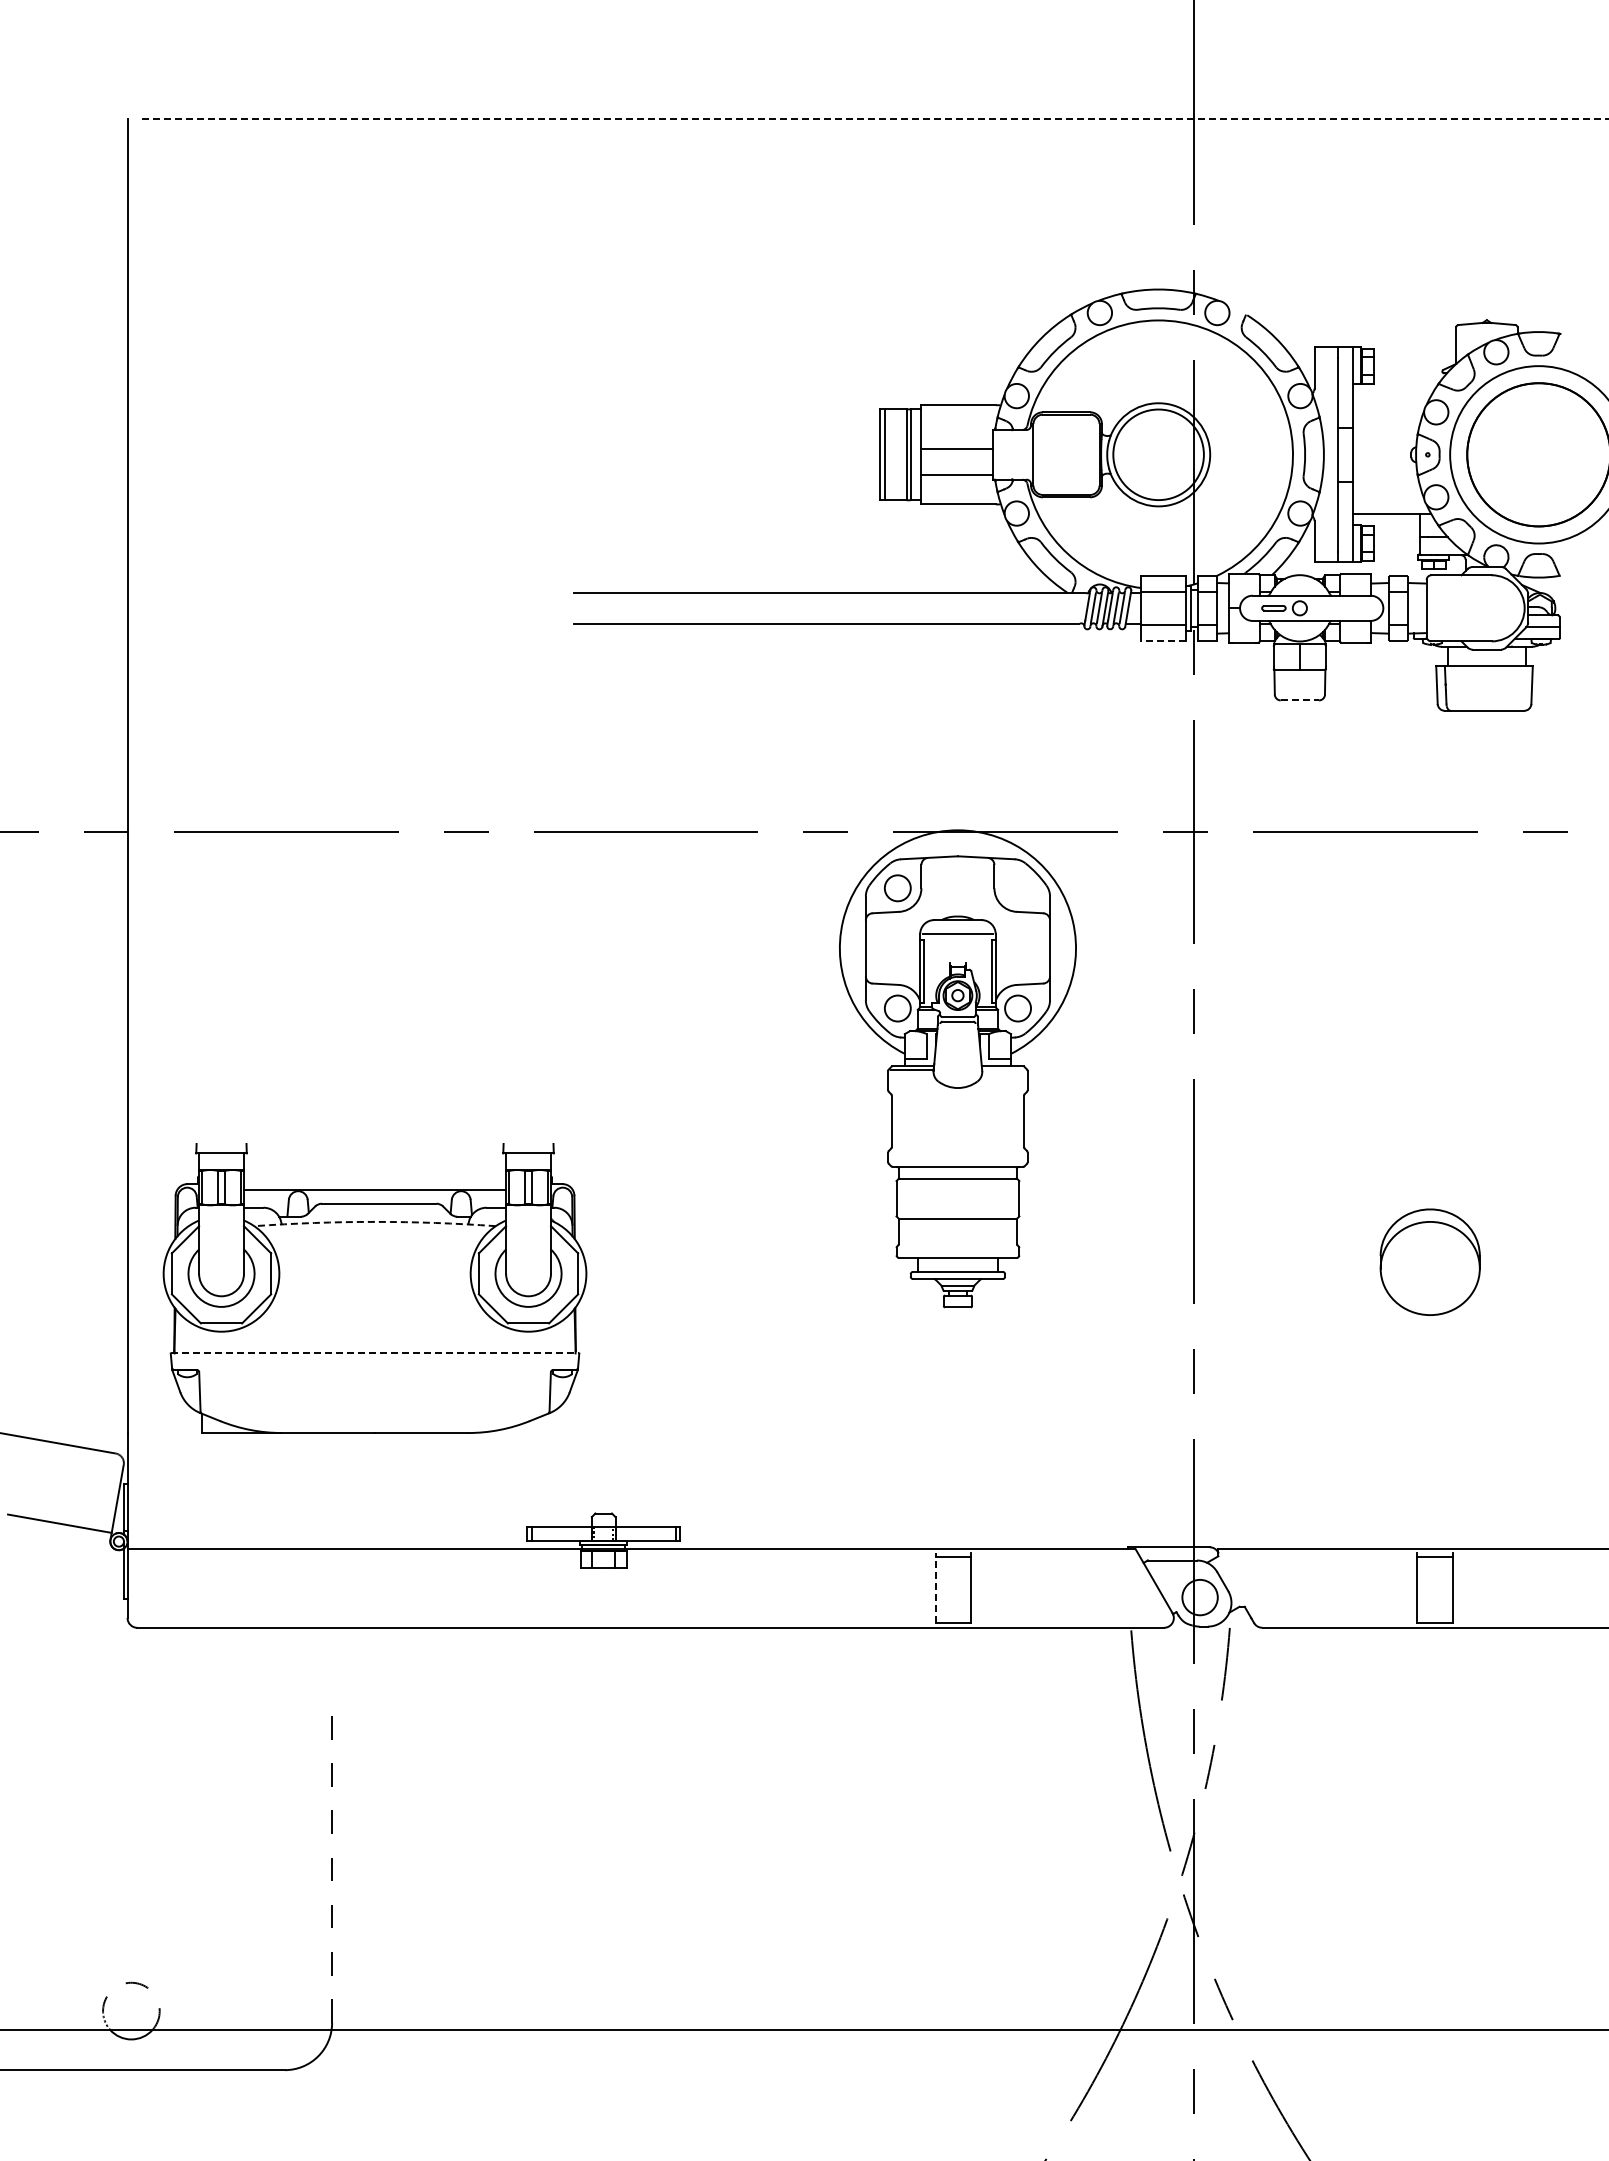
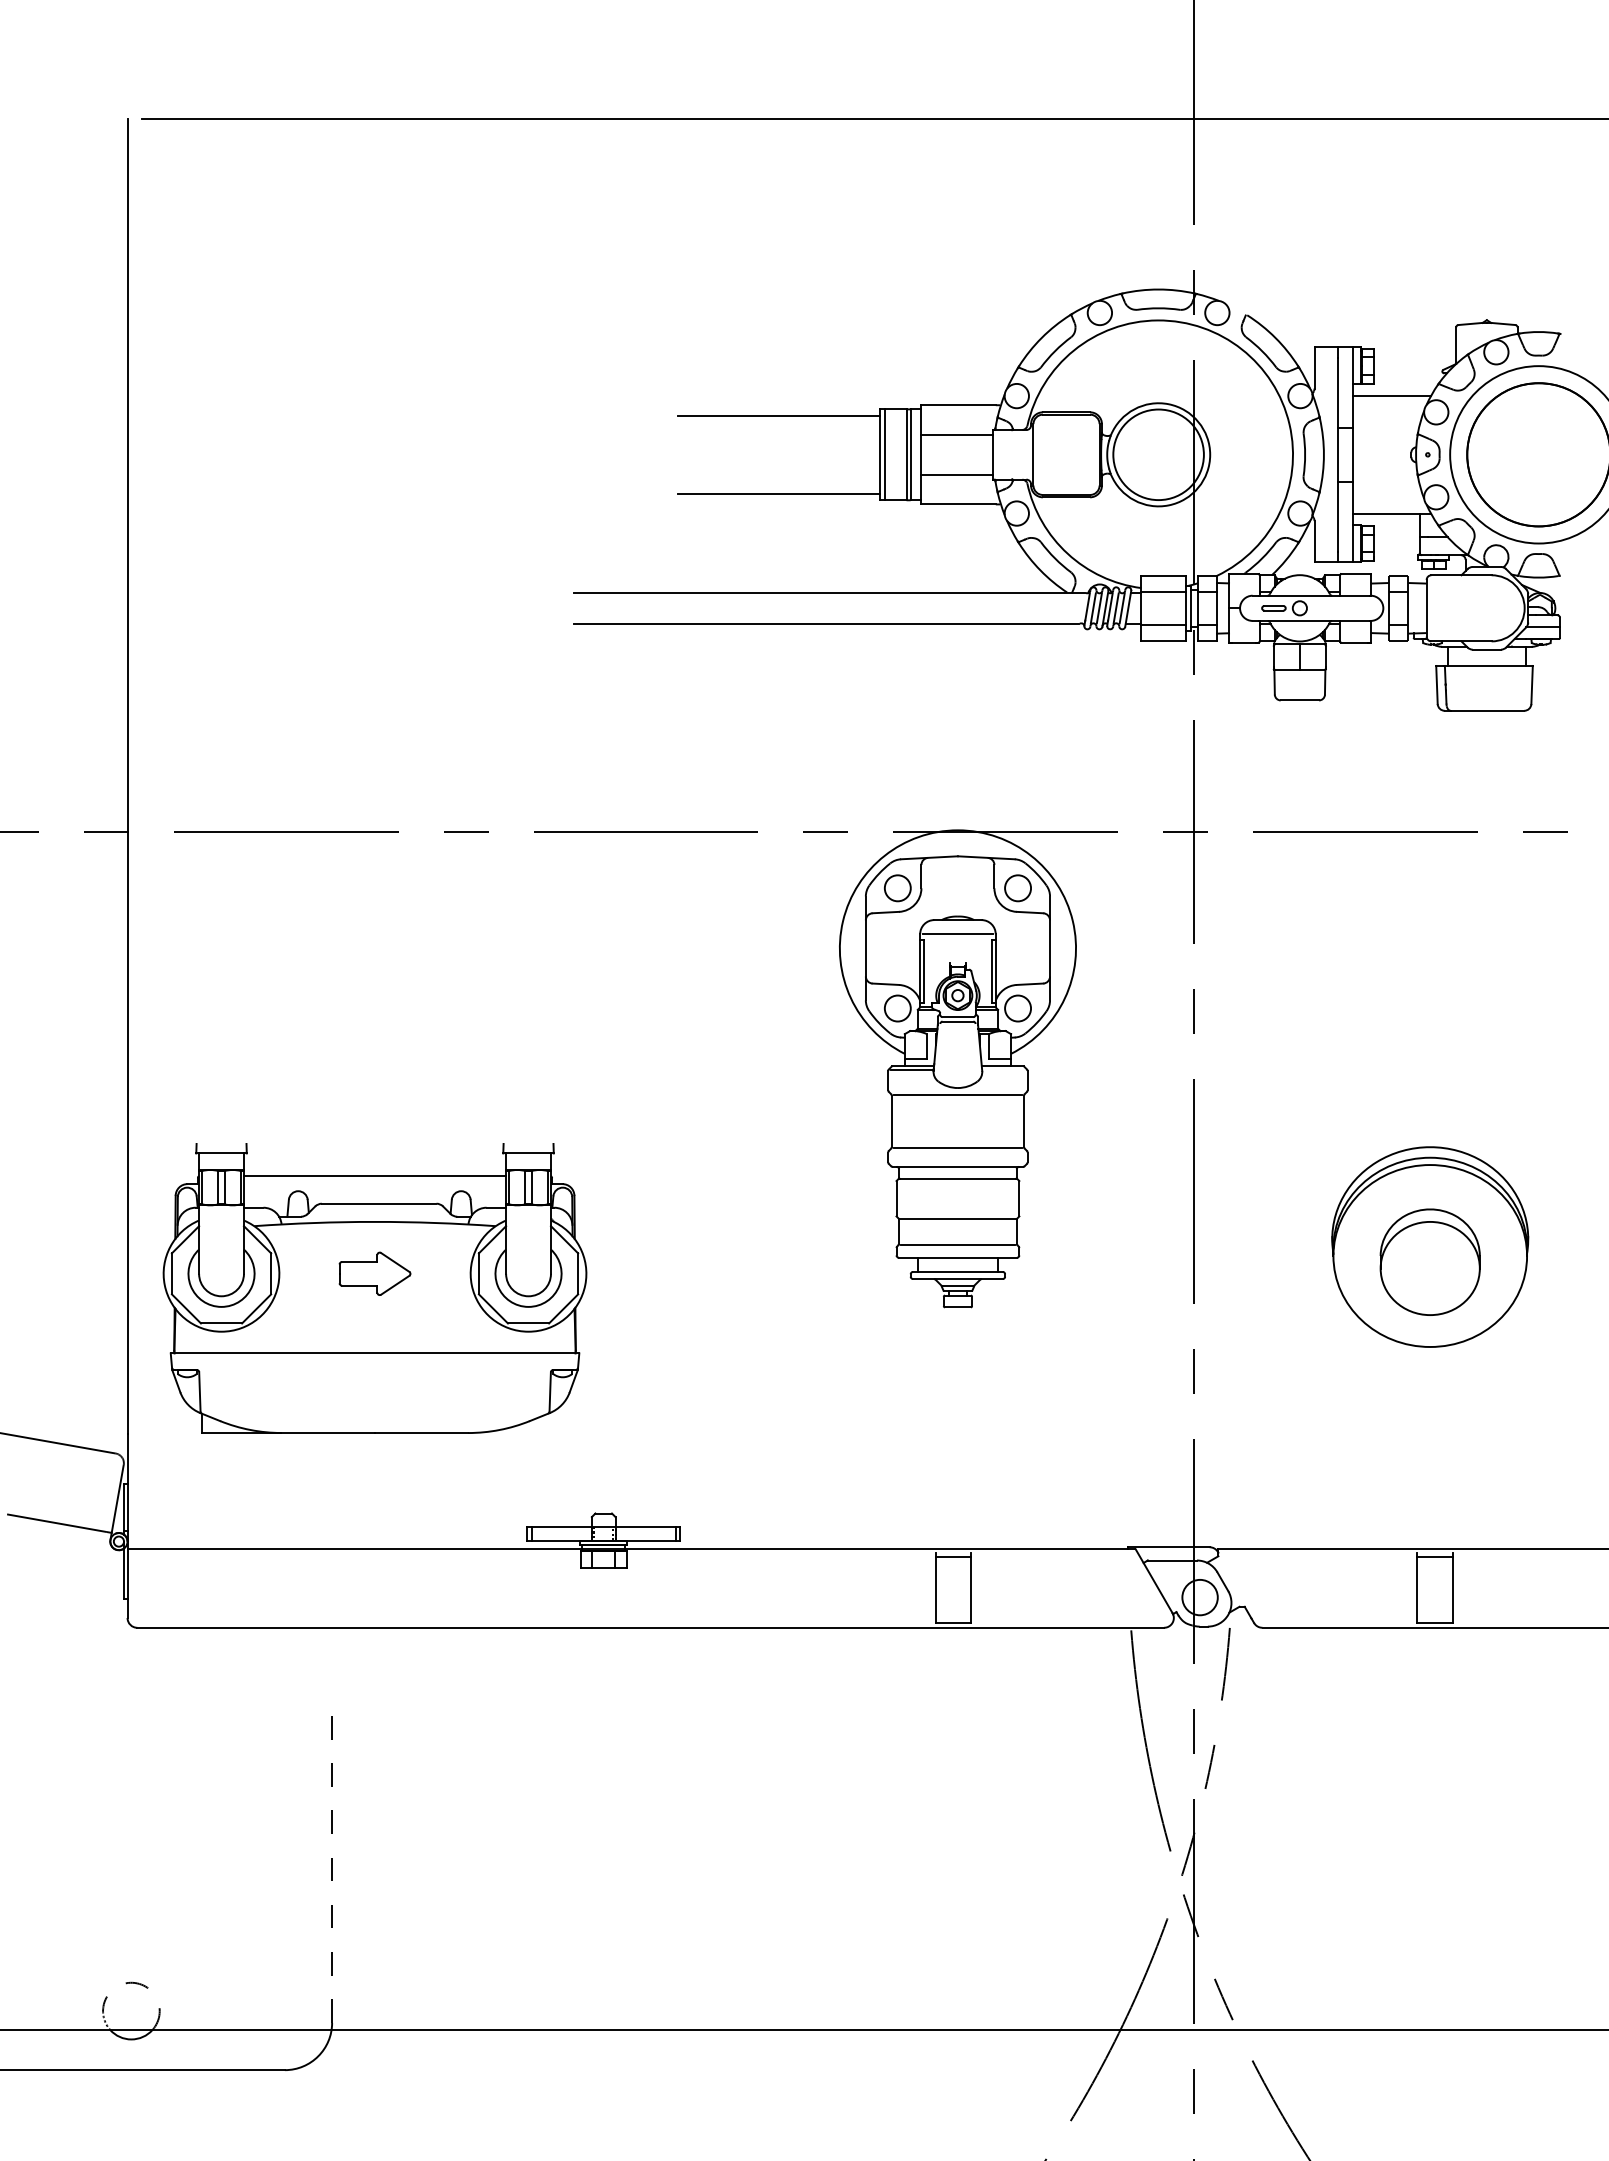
line: dashed -> solid (875, 119)
line: none -> present (1392, 395)
line: none -> present (778, 415)
line position: (957, 448) -> (957, 434) (957, 434)
line: none -> present (778, 493)
line: dashed -> solid (1163, 641)
line: dashed -> solid (1300, 700)
circle: none -> present (1017, 888)
line: none -> present (957, 1094)
line: none -> present (957, 1147)
line position: (374, 1189) -> (374, 1175) (374, 1175)
arc: dashed -> solid (375, 1221)
line: none -> present (957, 1244)
part: none -> present (1430, 1246)
part: none -> present (374, 1273)
line: dashed -> solid (375, 1353)
line: dashed -> solid (935, 1587)
